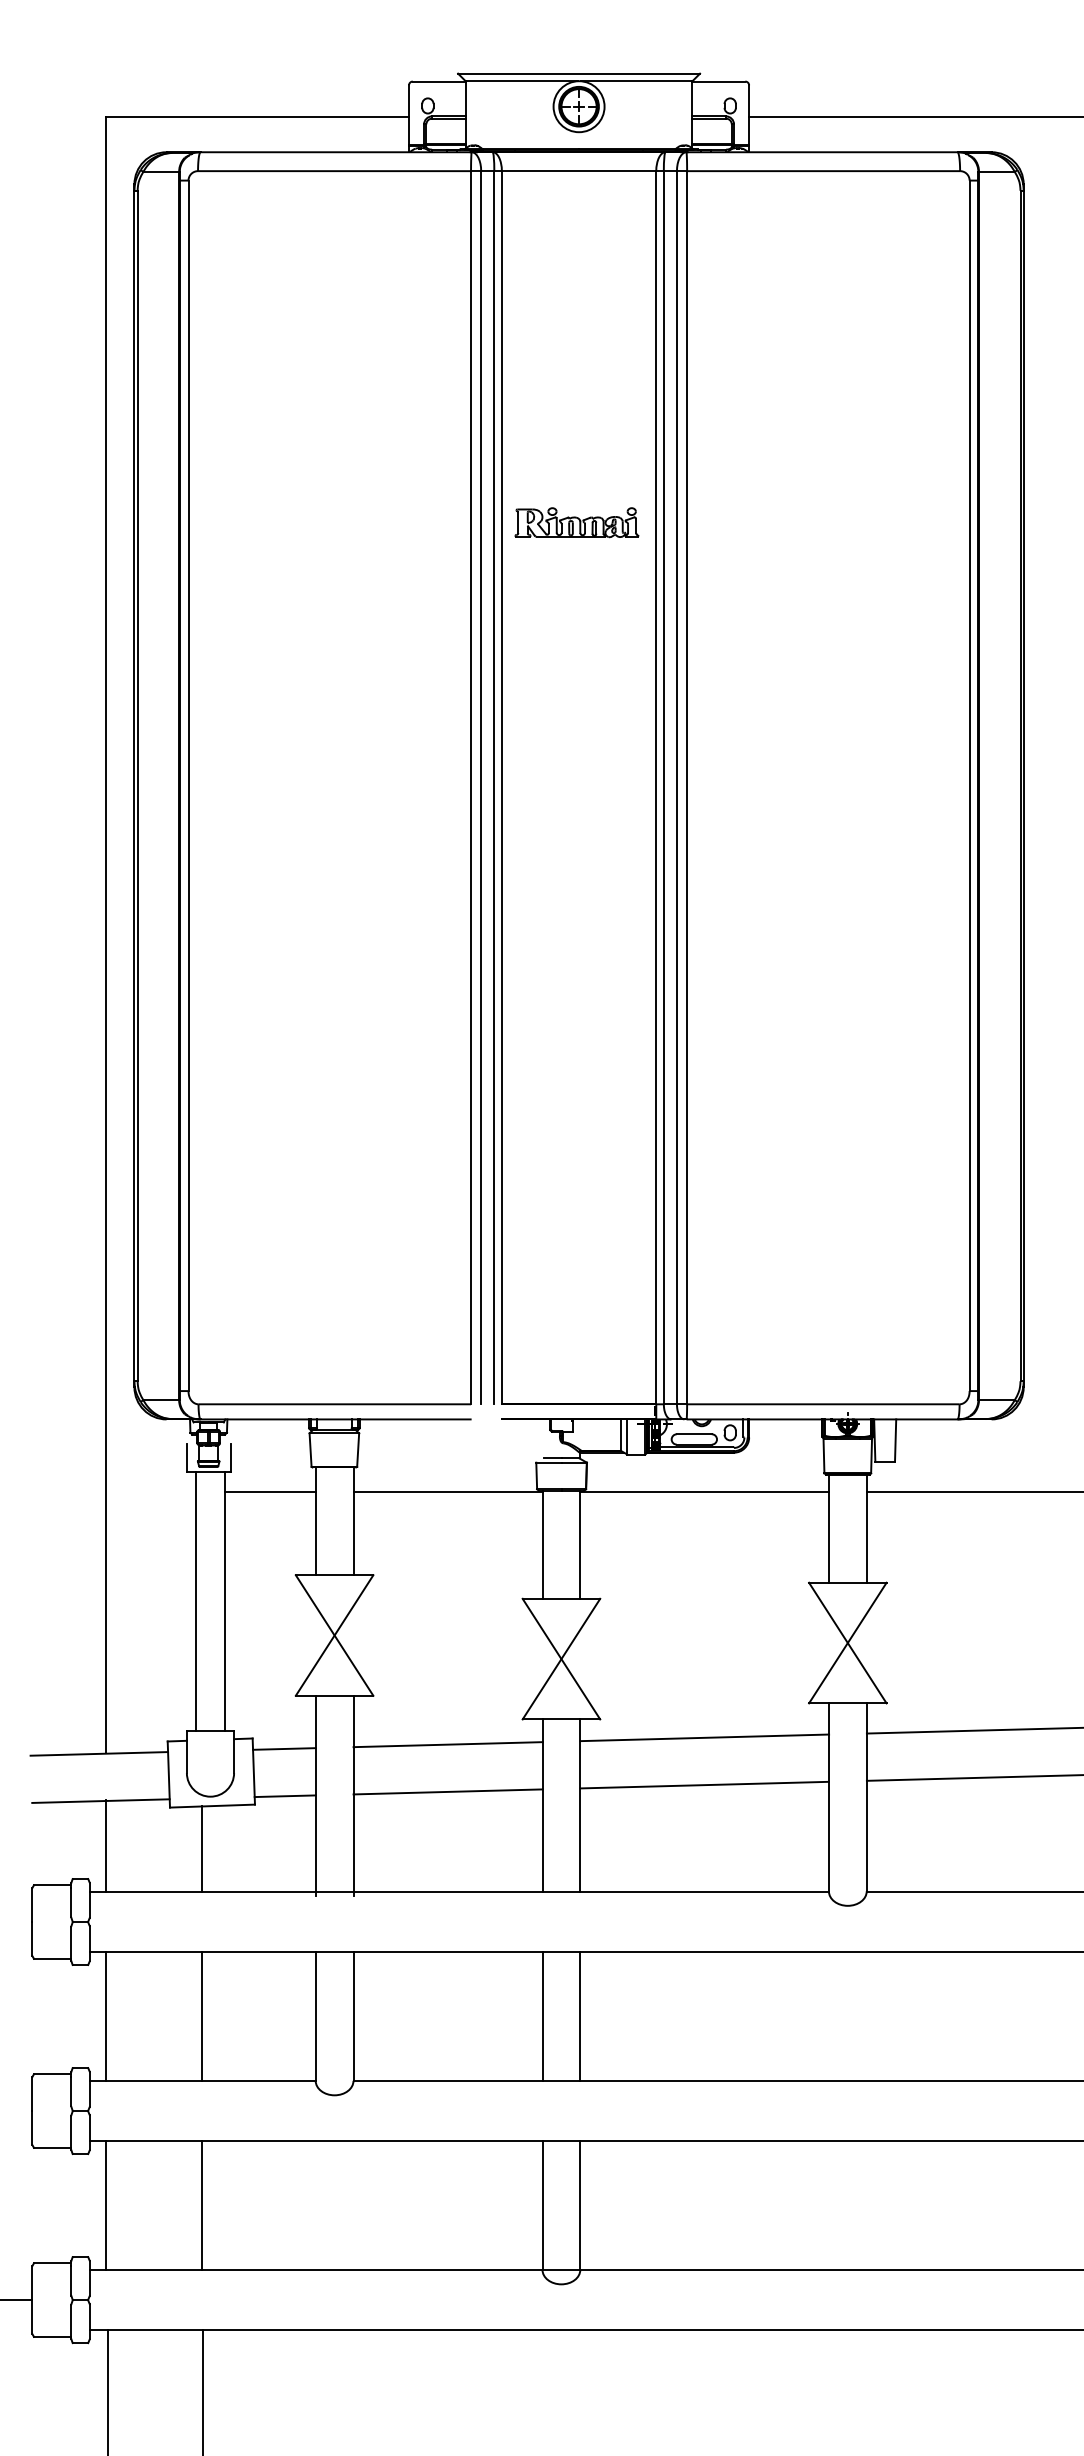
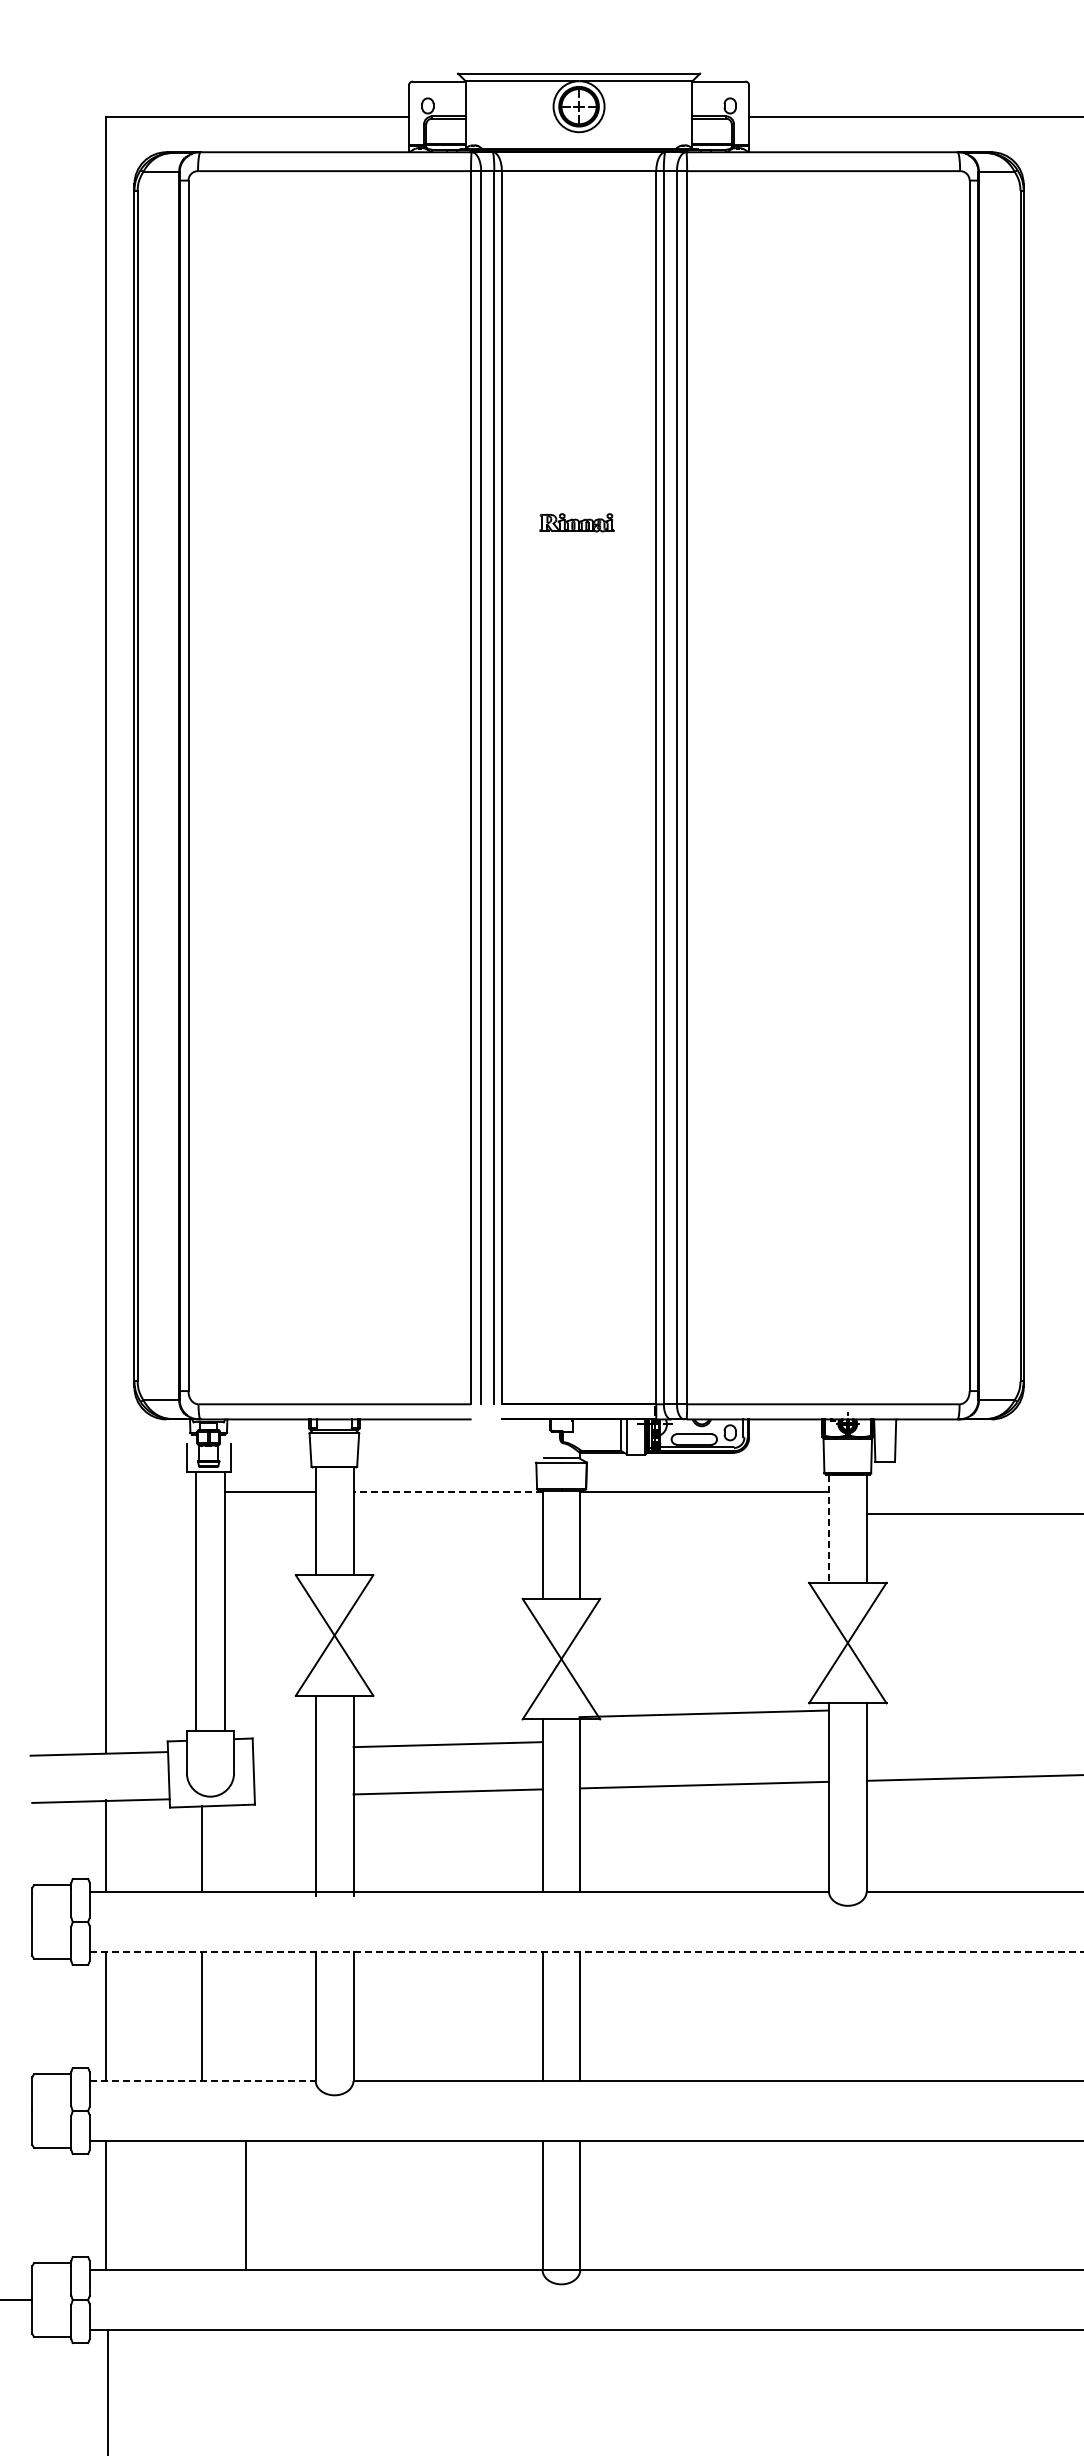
part size: 126x32 px -> 76x20 px (576, 522)
line: solid -> dashed (448, 1491)
line position: (973, 1491) -> (973, 1513) (973, 1513)
line: solid -> dashed (828, 1528)
line: present -> none (973, 1730)
line position: (704, 1737) -> (703, 1713) (703, 1713)
line: present -> none (284, 1748)
line: present -> none (284, 1796)
line: solid -> dashed (586, 1952)
line: solid -> dashed (202, 2080)
line position: (202, 2205) -> (246, 2205) (246, 2205)
line: present -> none (202, 2391)
